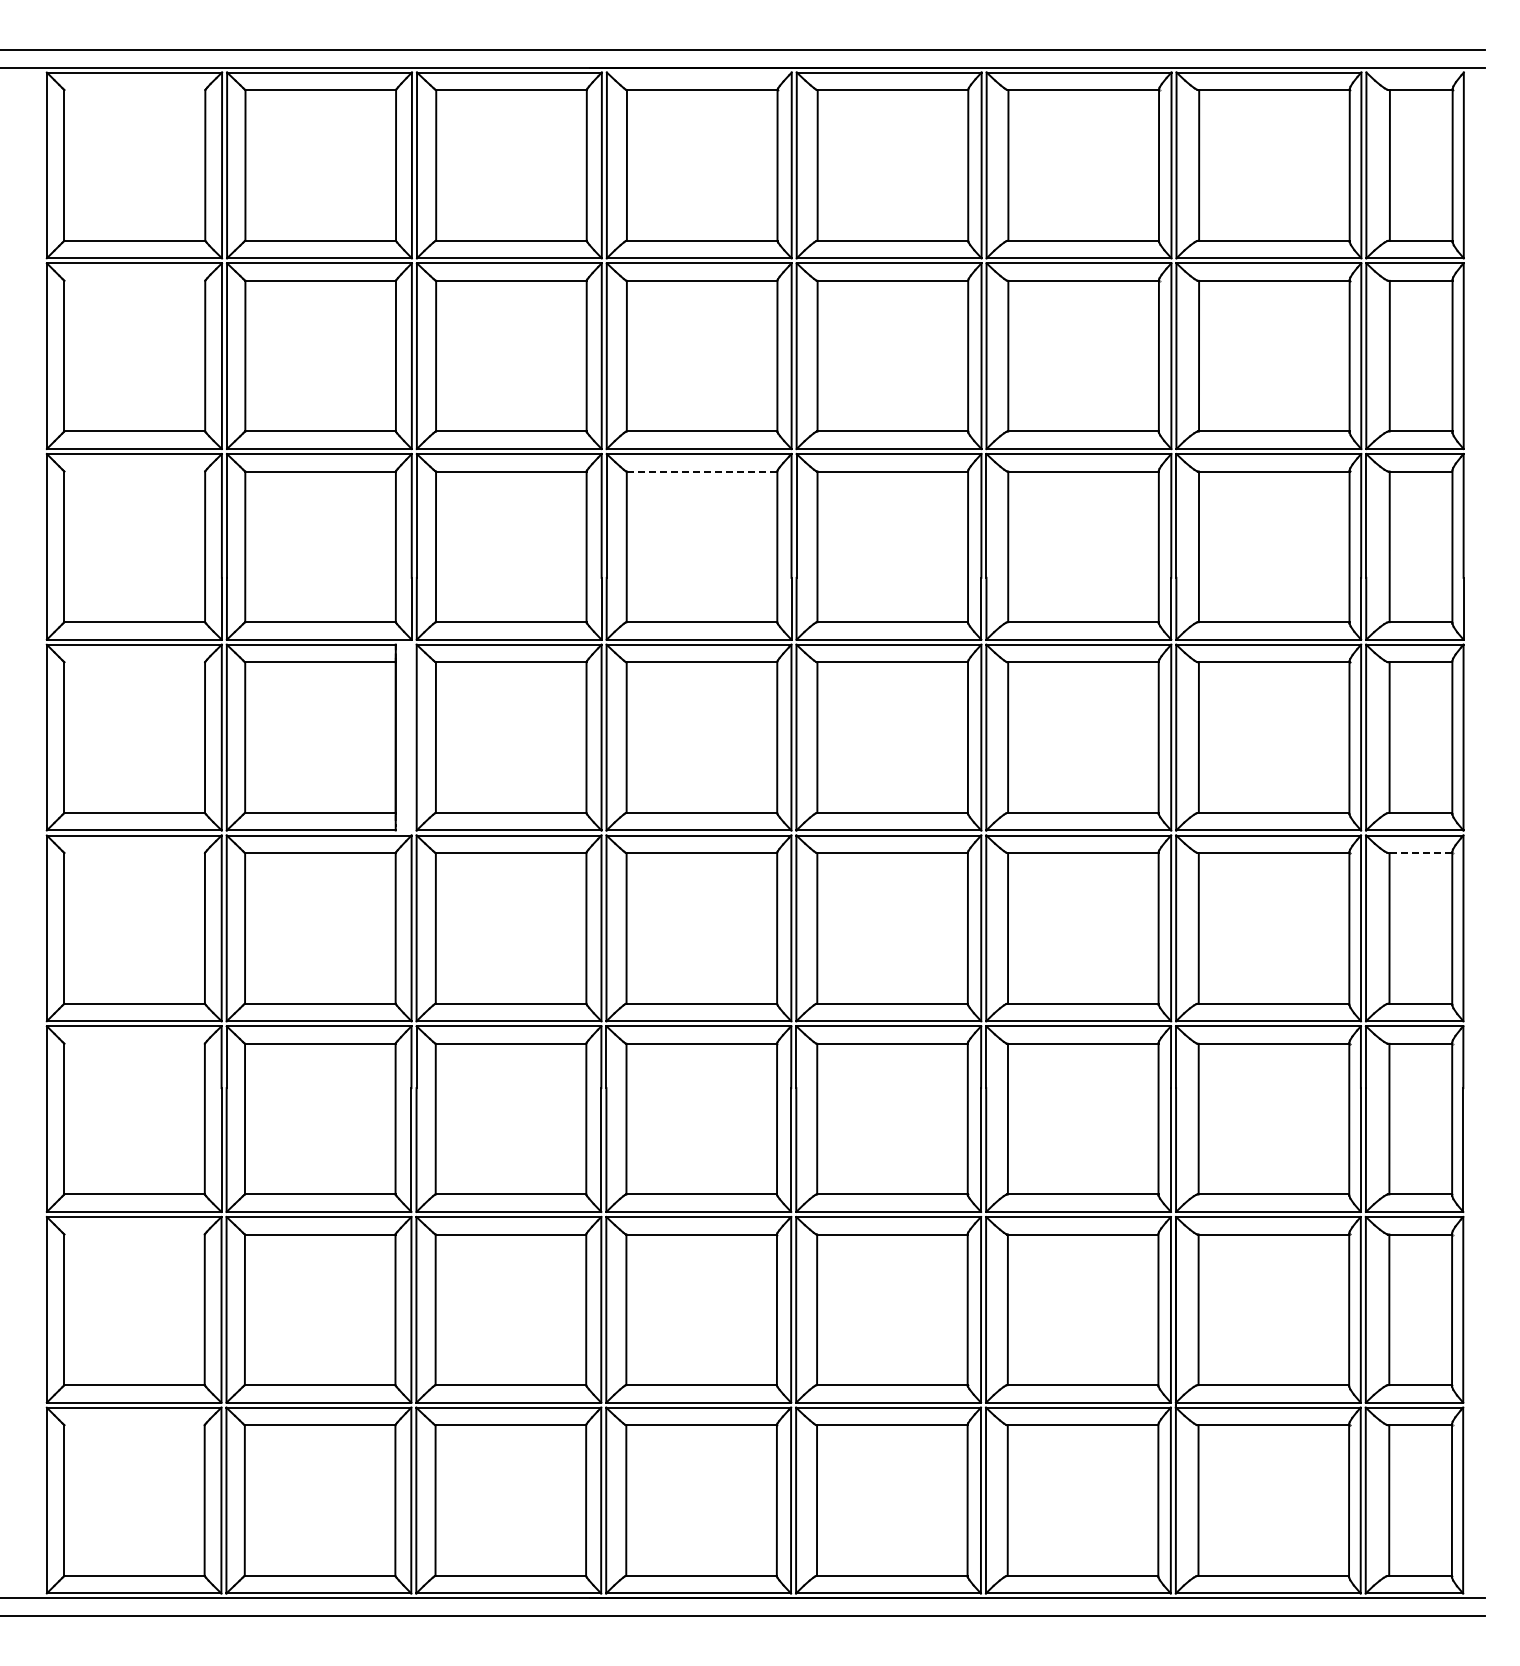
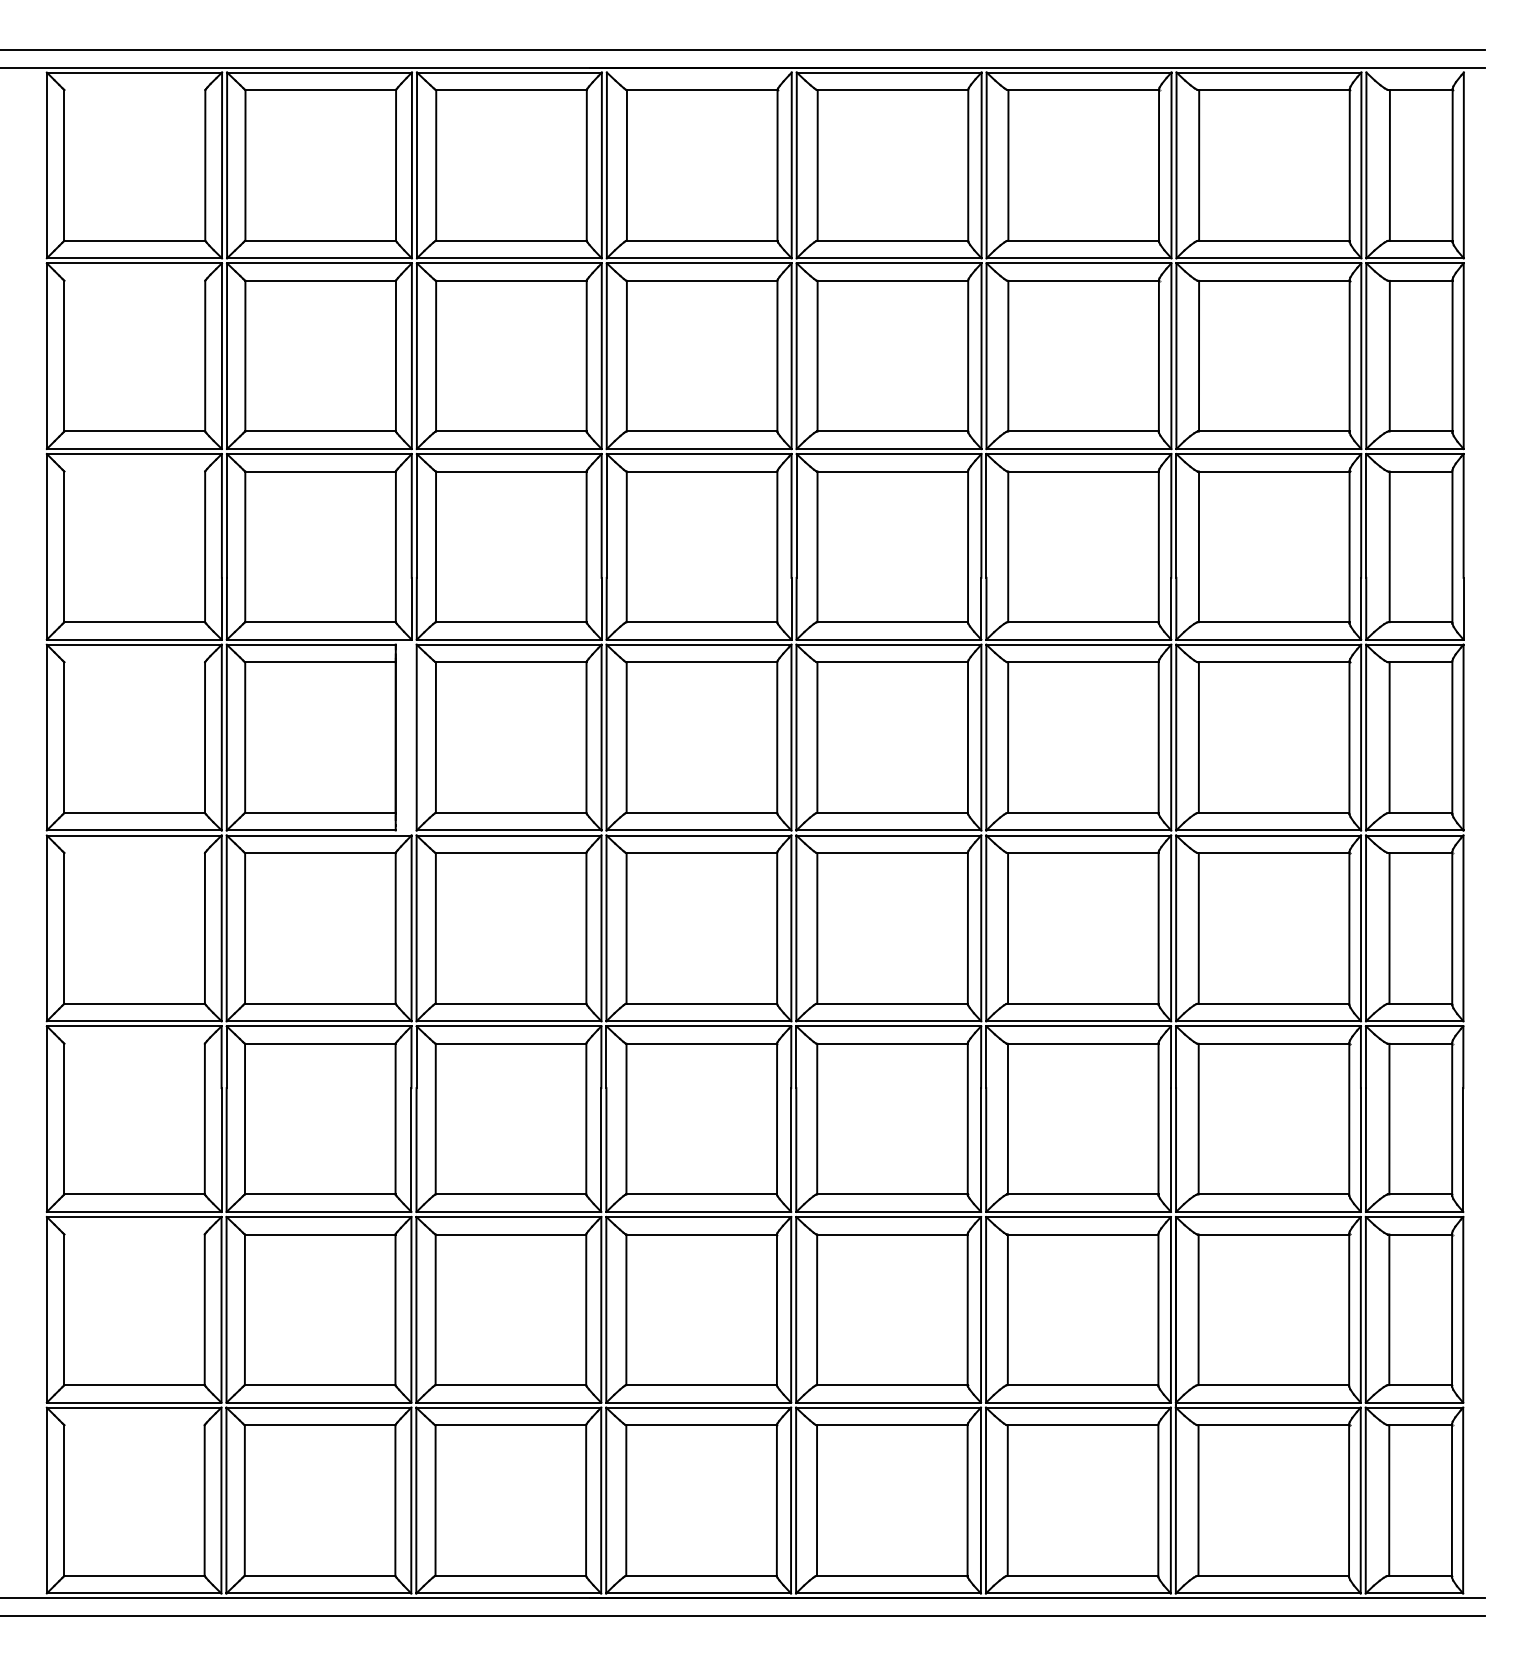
line: dashed -> solid (701, 471)
line: dashed -> solid (1420, 853)
